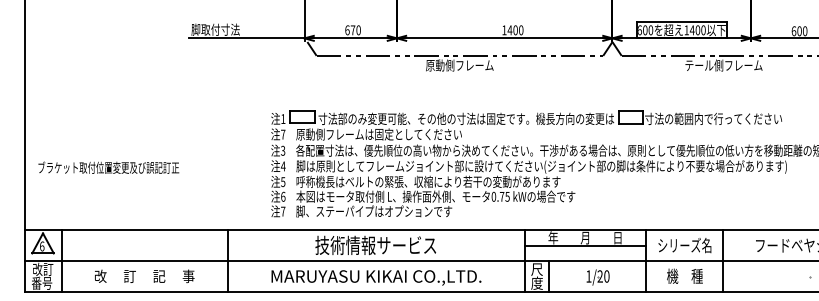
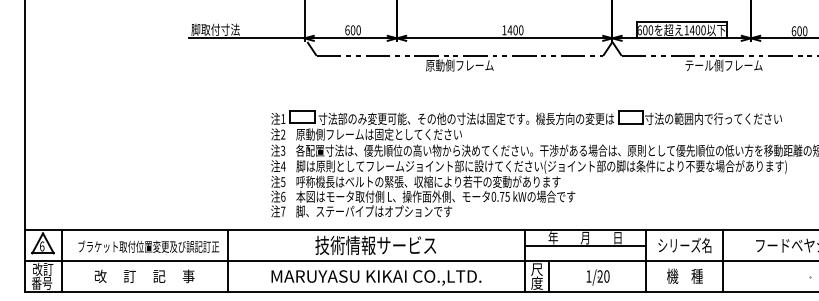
text: 670 -> 600 (352, 30)
text: 7 -> 2 (283, 134)
text position: (108, 167) -> (148, 246) (148, 246)
